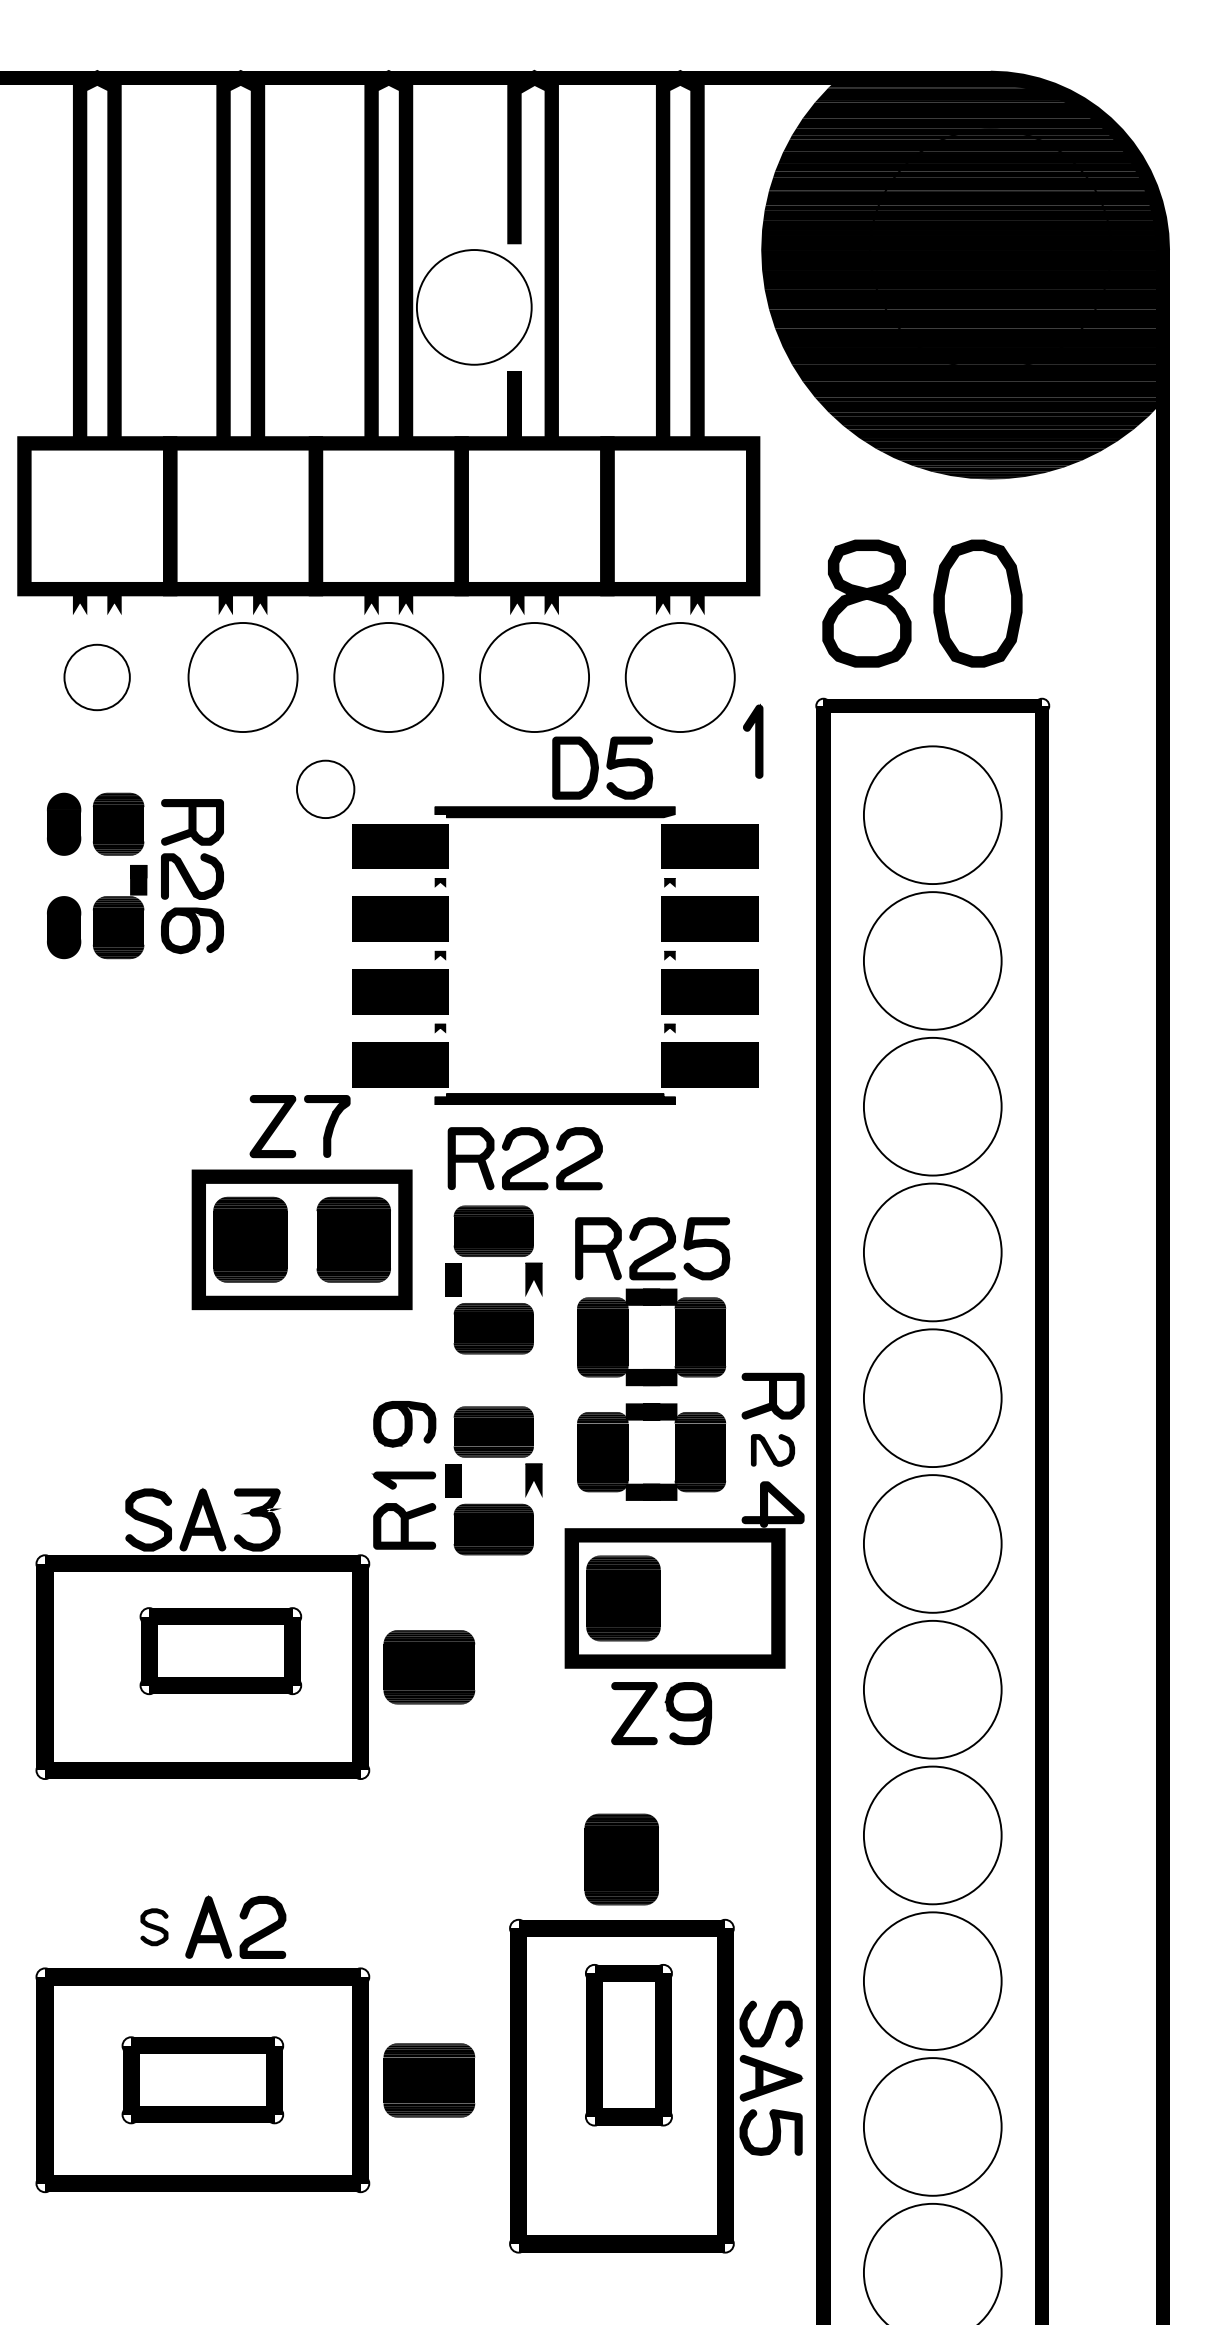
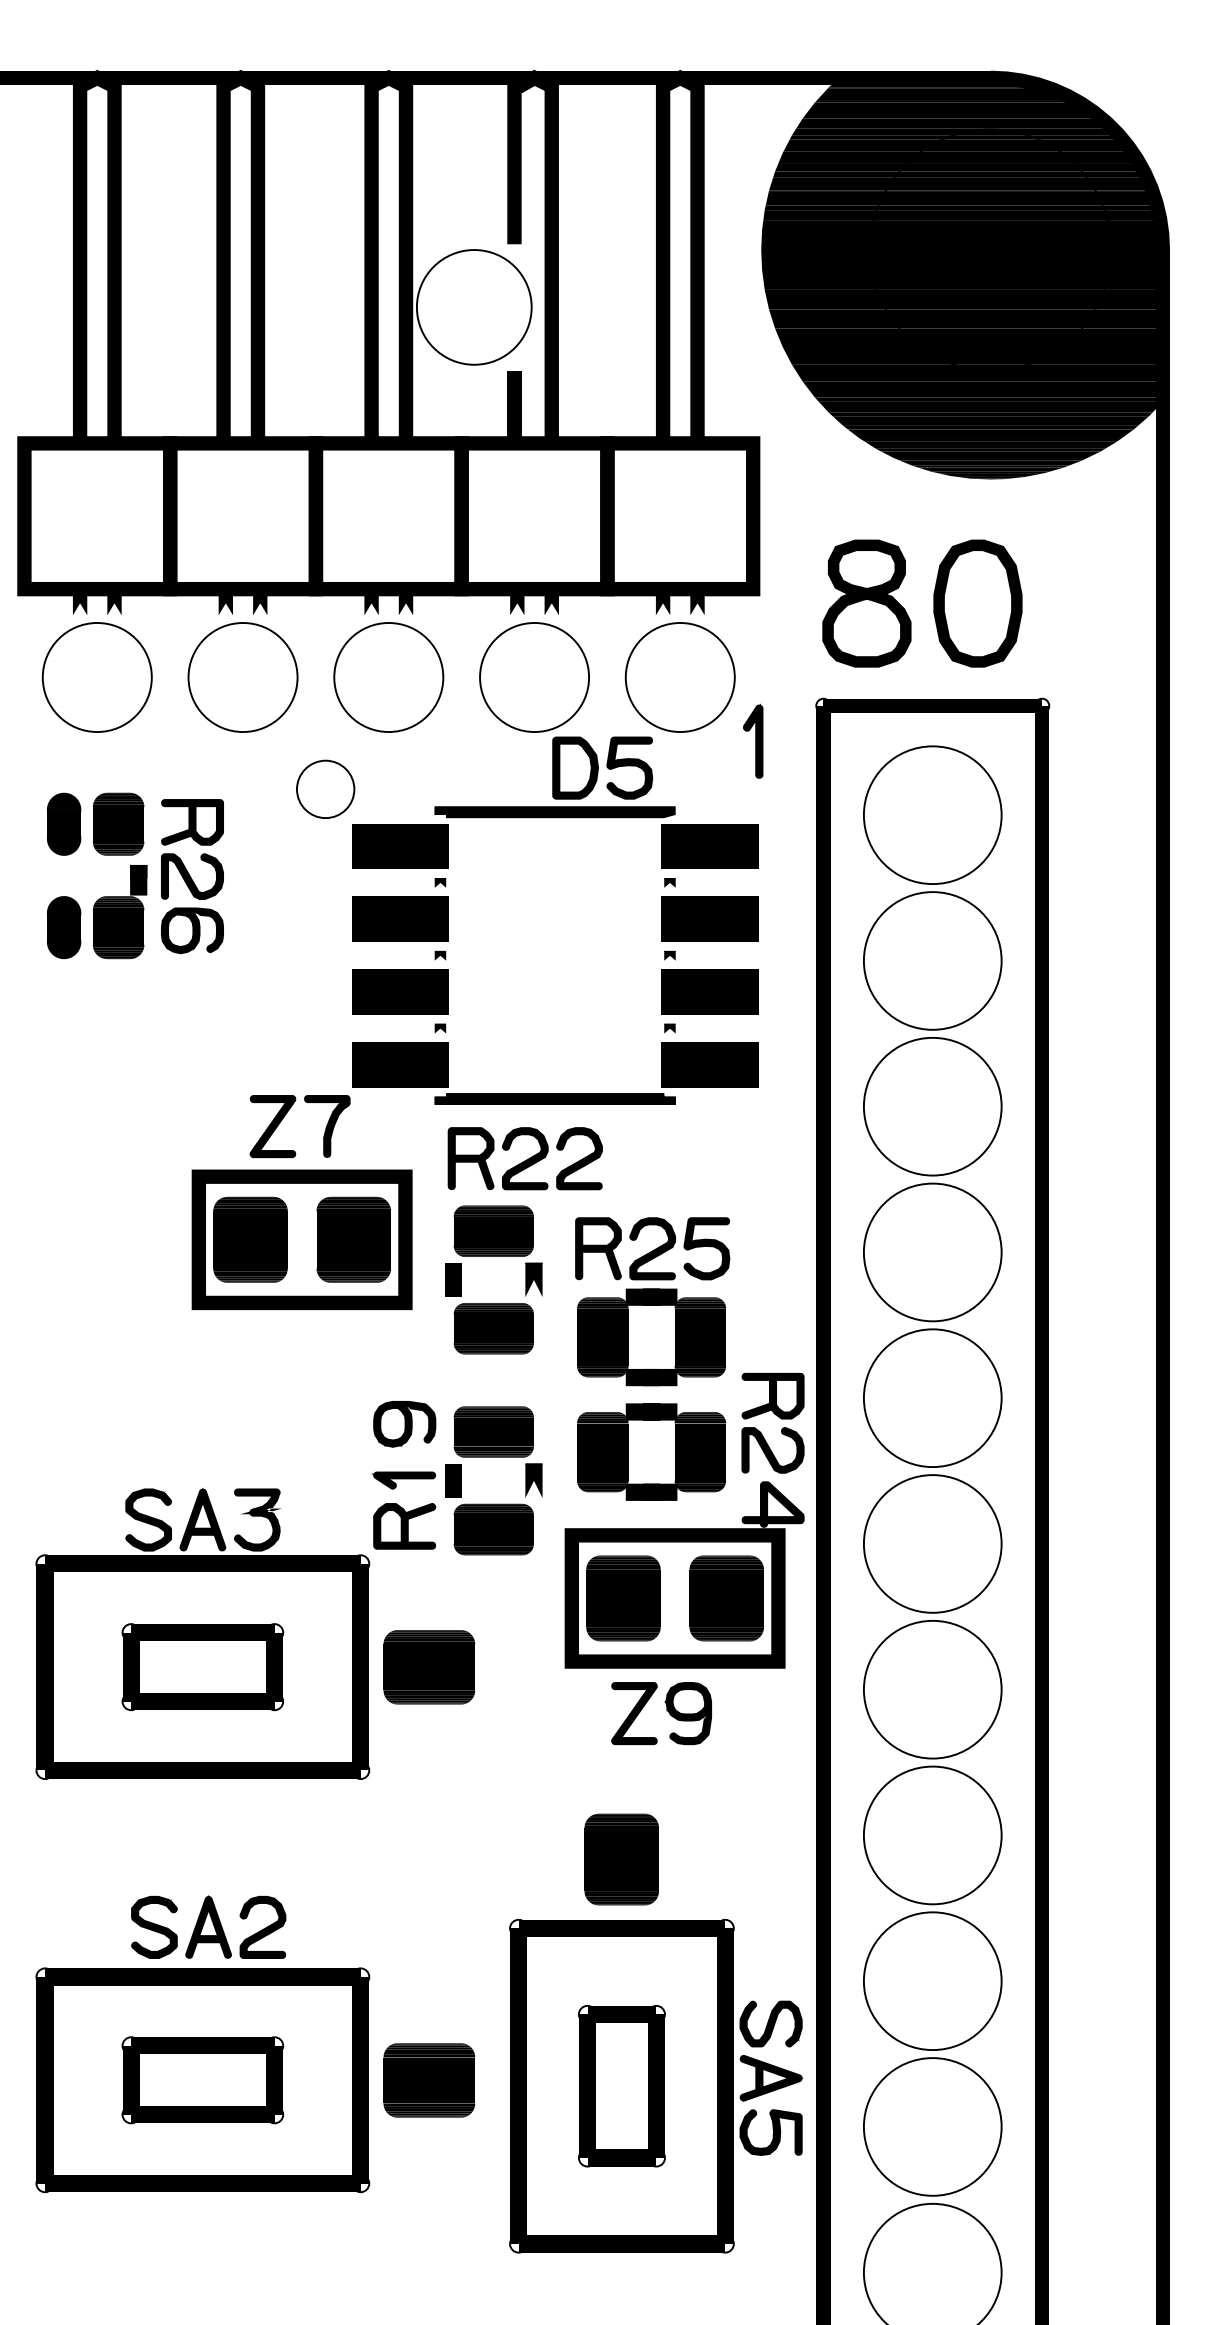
part size: 68x69 px -> 112x111 px (96, 677)
part size: 45x33 px -> 64x47 px (772, 1450)
part: none -> present (726, 1598)
part position: (220, 1651) -> (202, 1667) (202, 1667)
part size: 29x39 px -> 47x64 px (154, 1926)
part position: (628, 2045) -> (621, 2086) (621, 2086)
